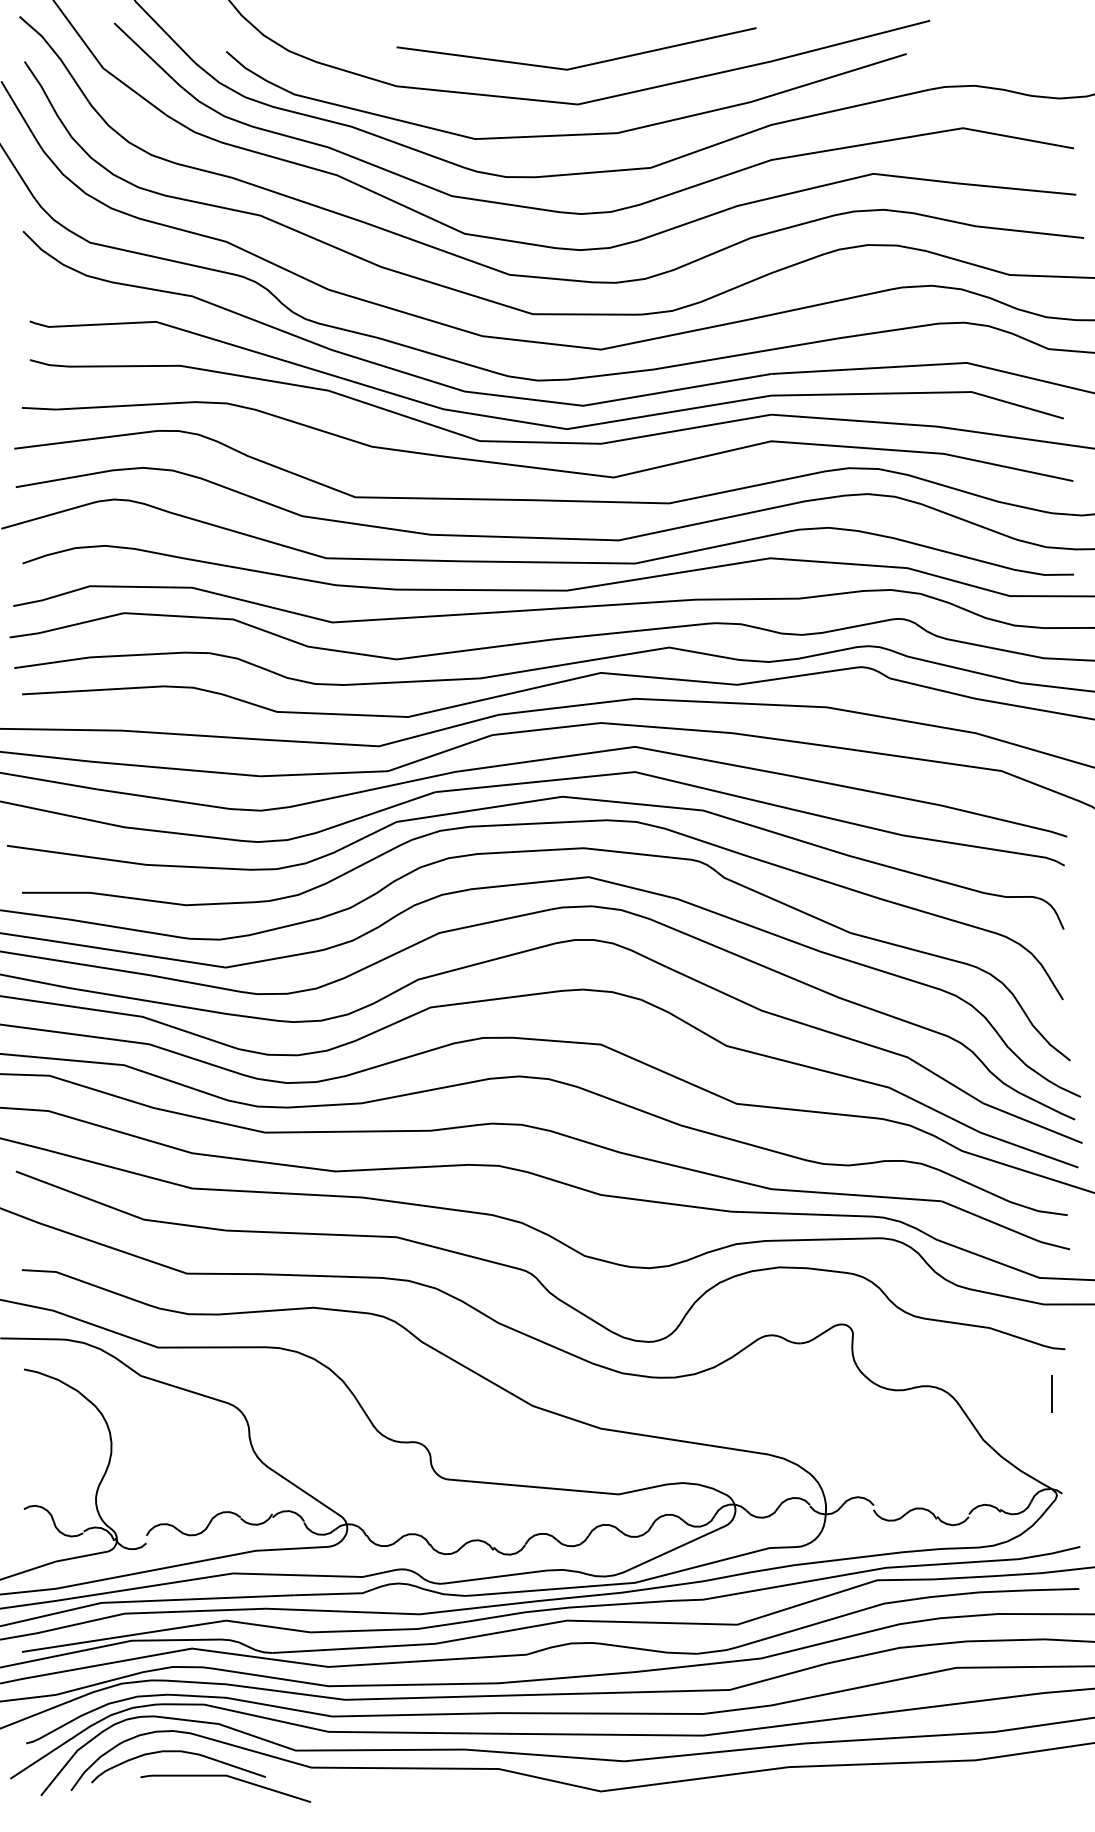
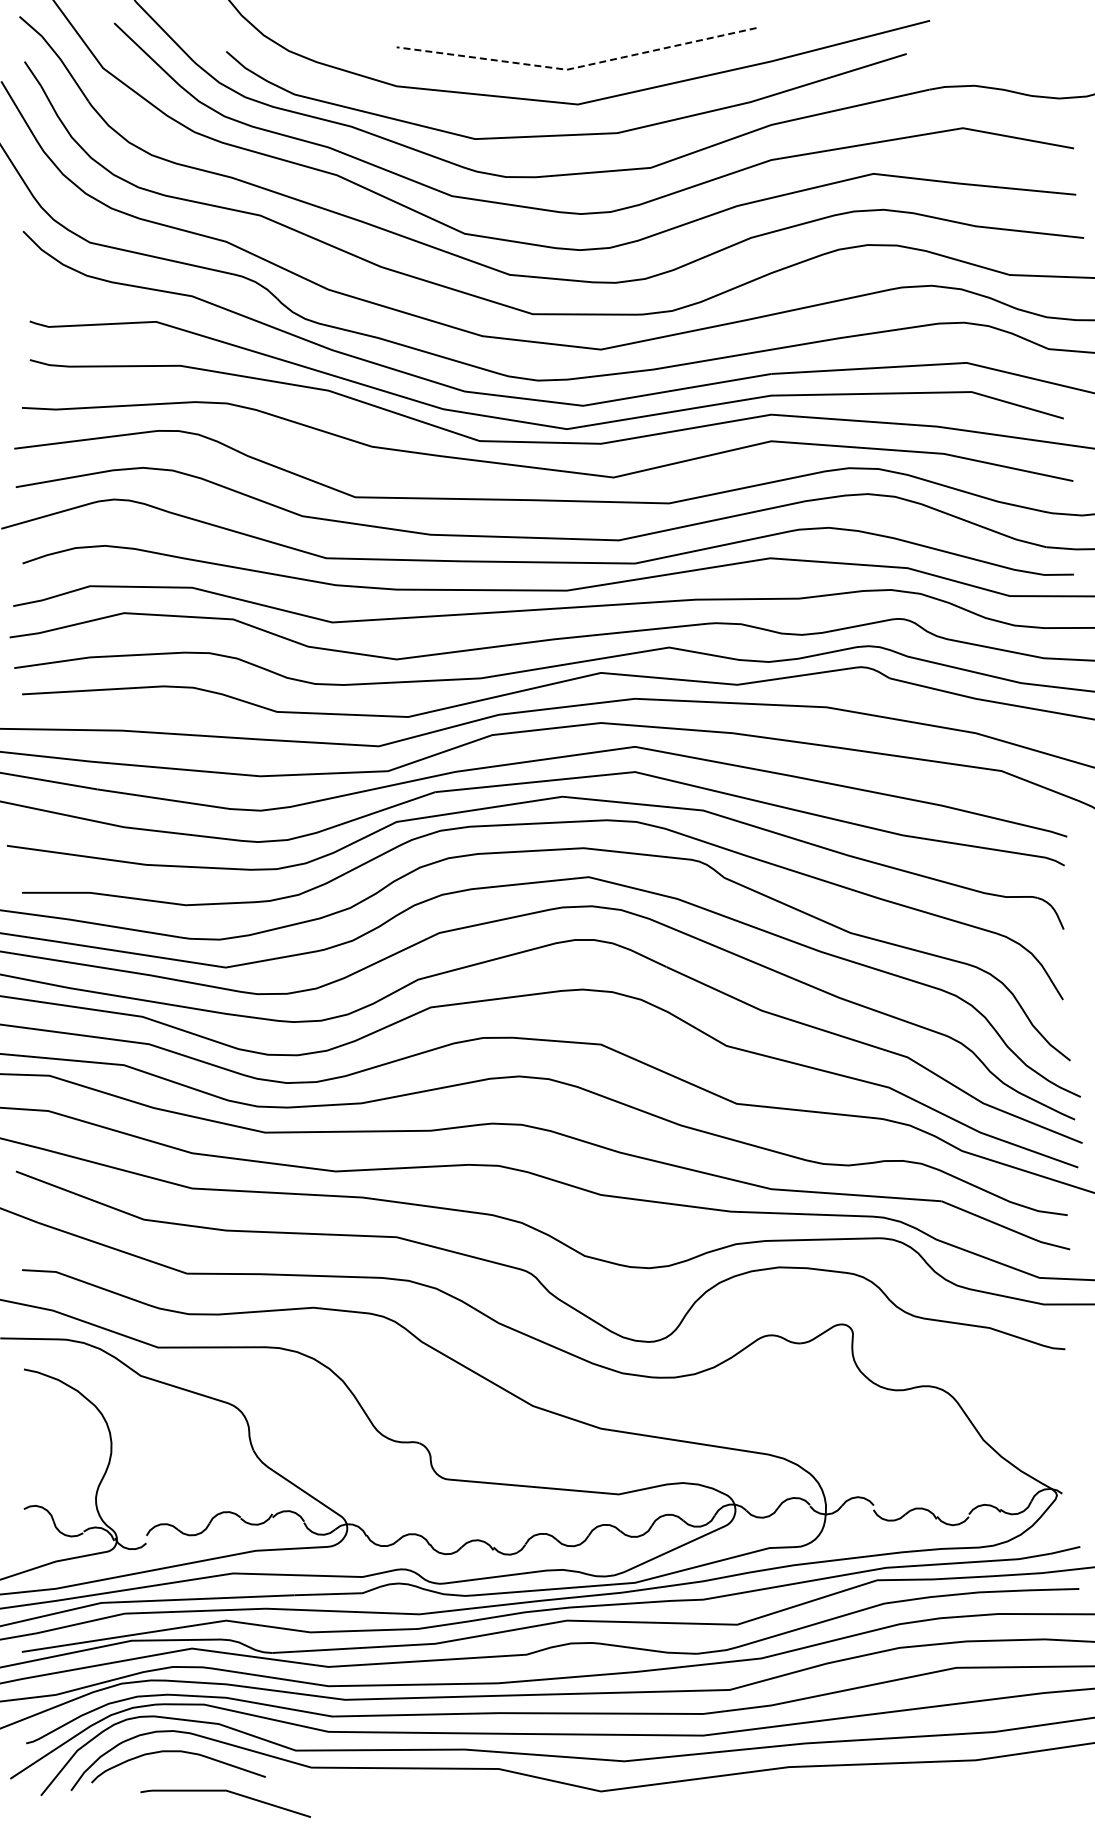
line: solid -> dashed (577, 67)
line: present -> none (1051, 1394)
line position: (228, 1777) -> (228, 1792) (228, 1792)
